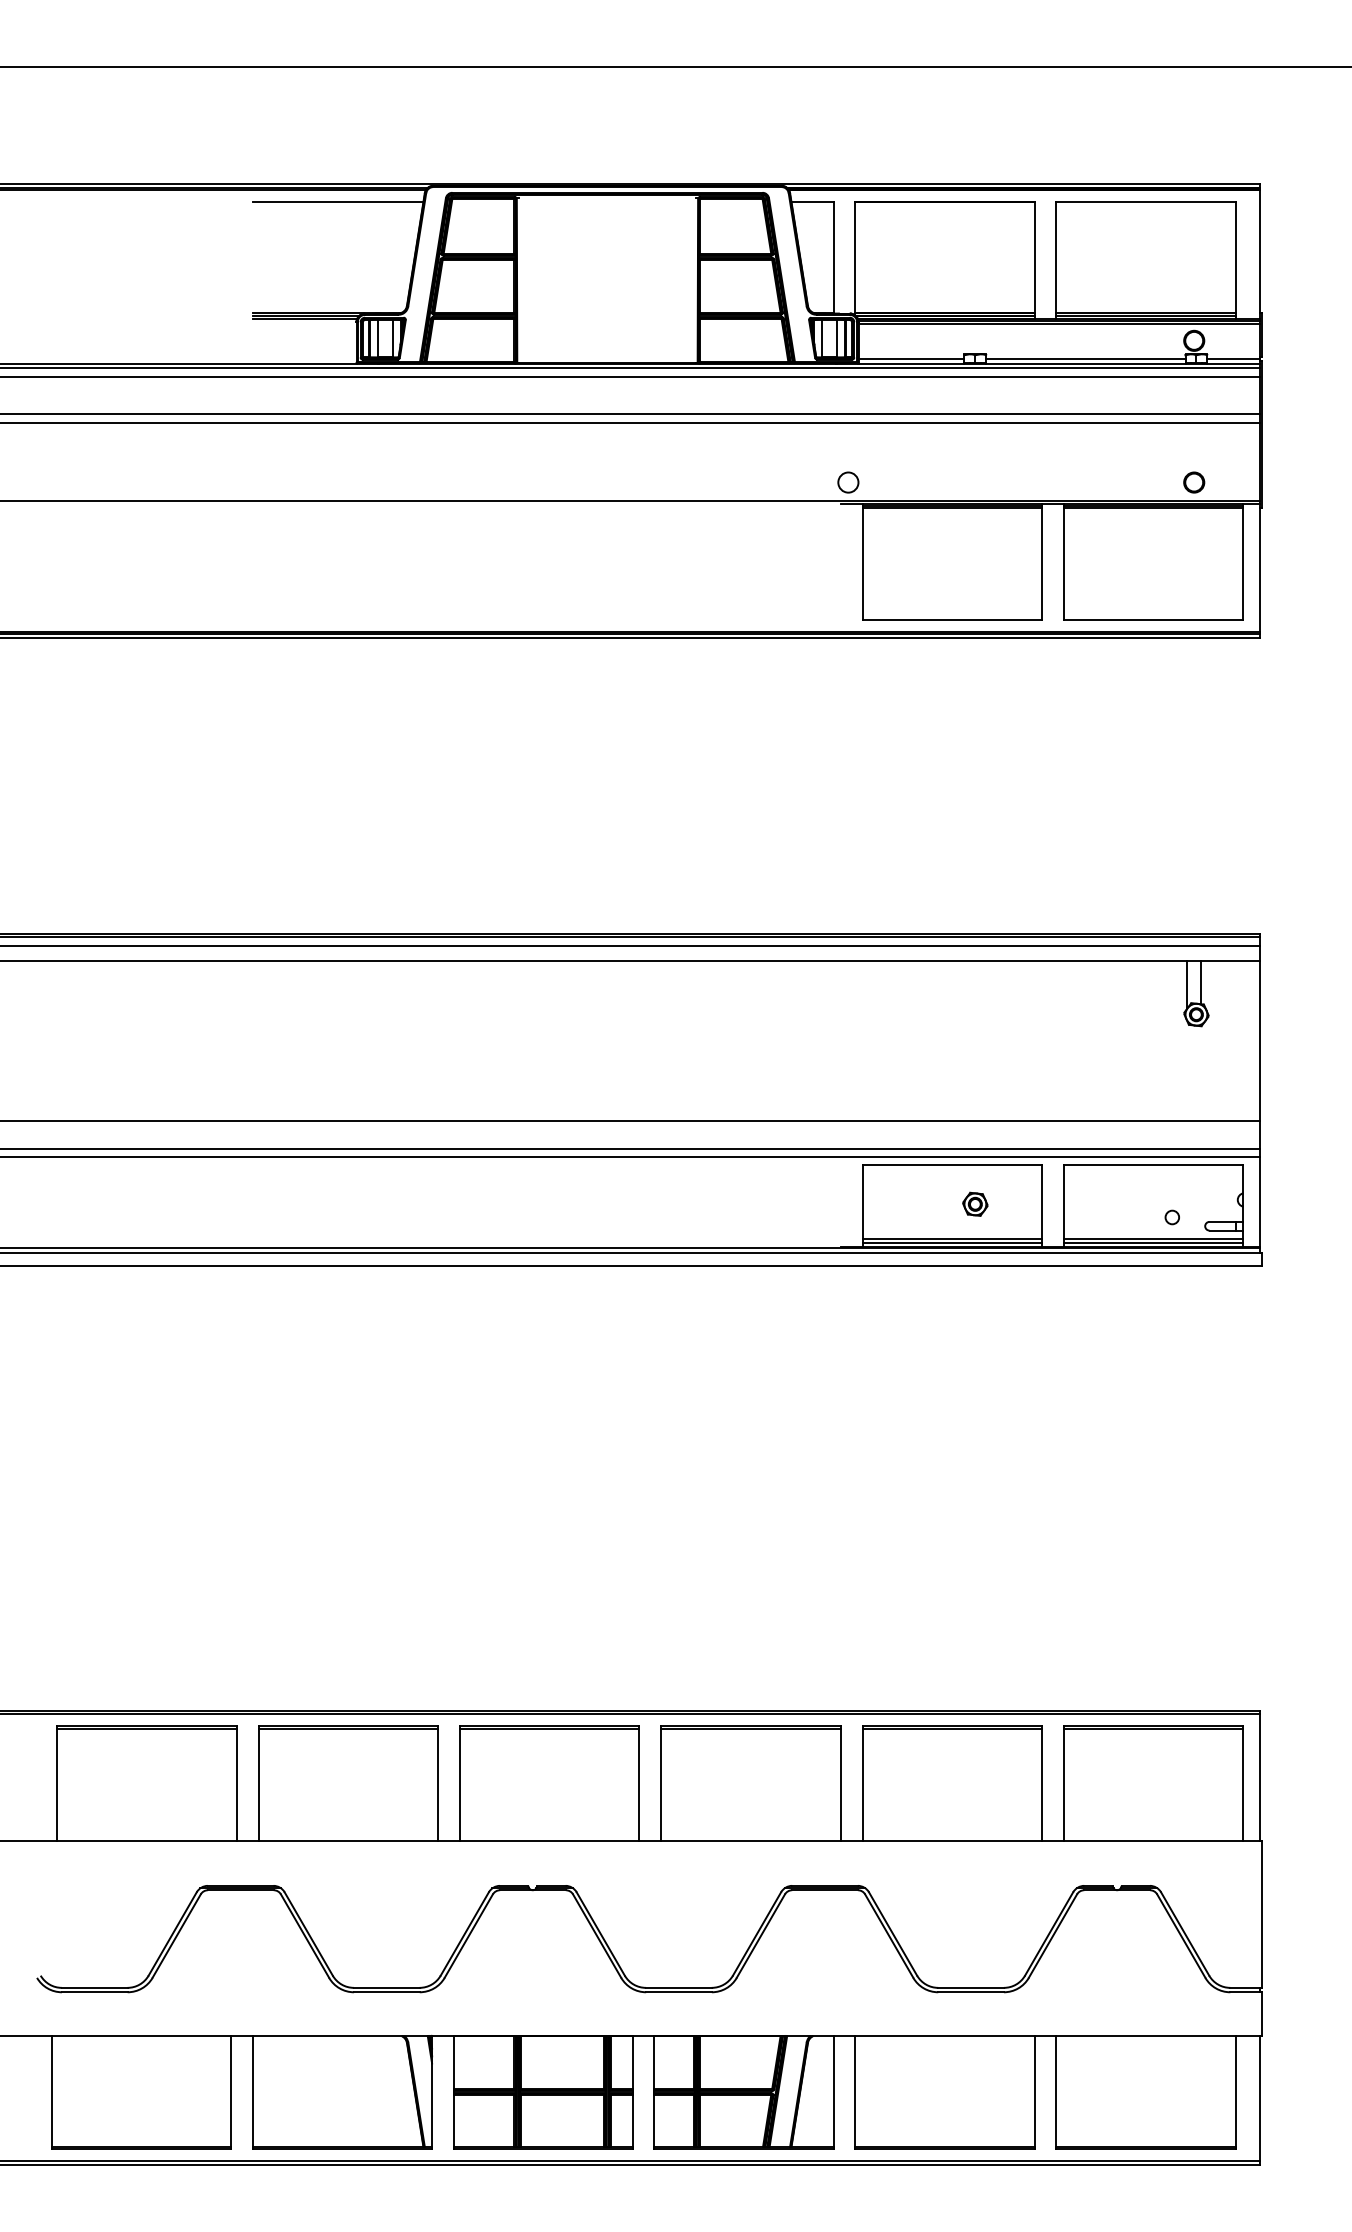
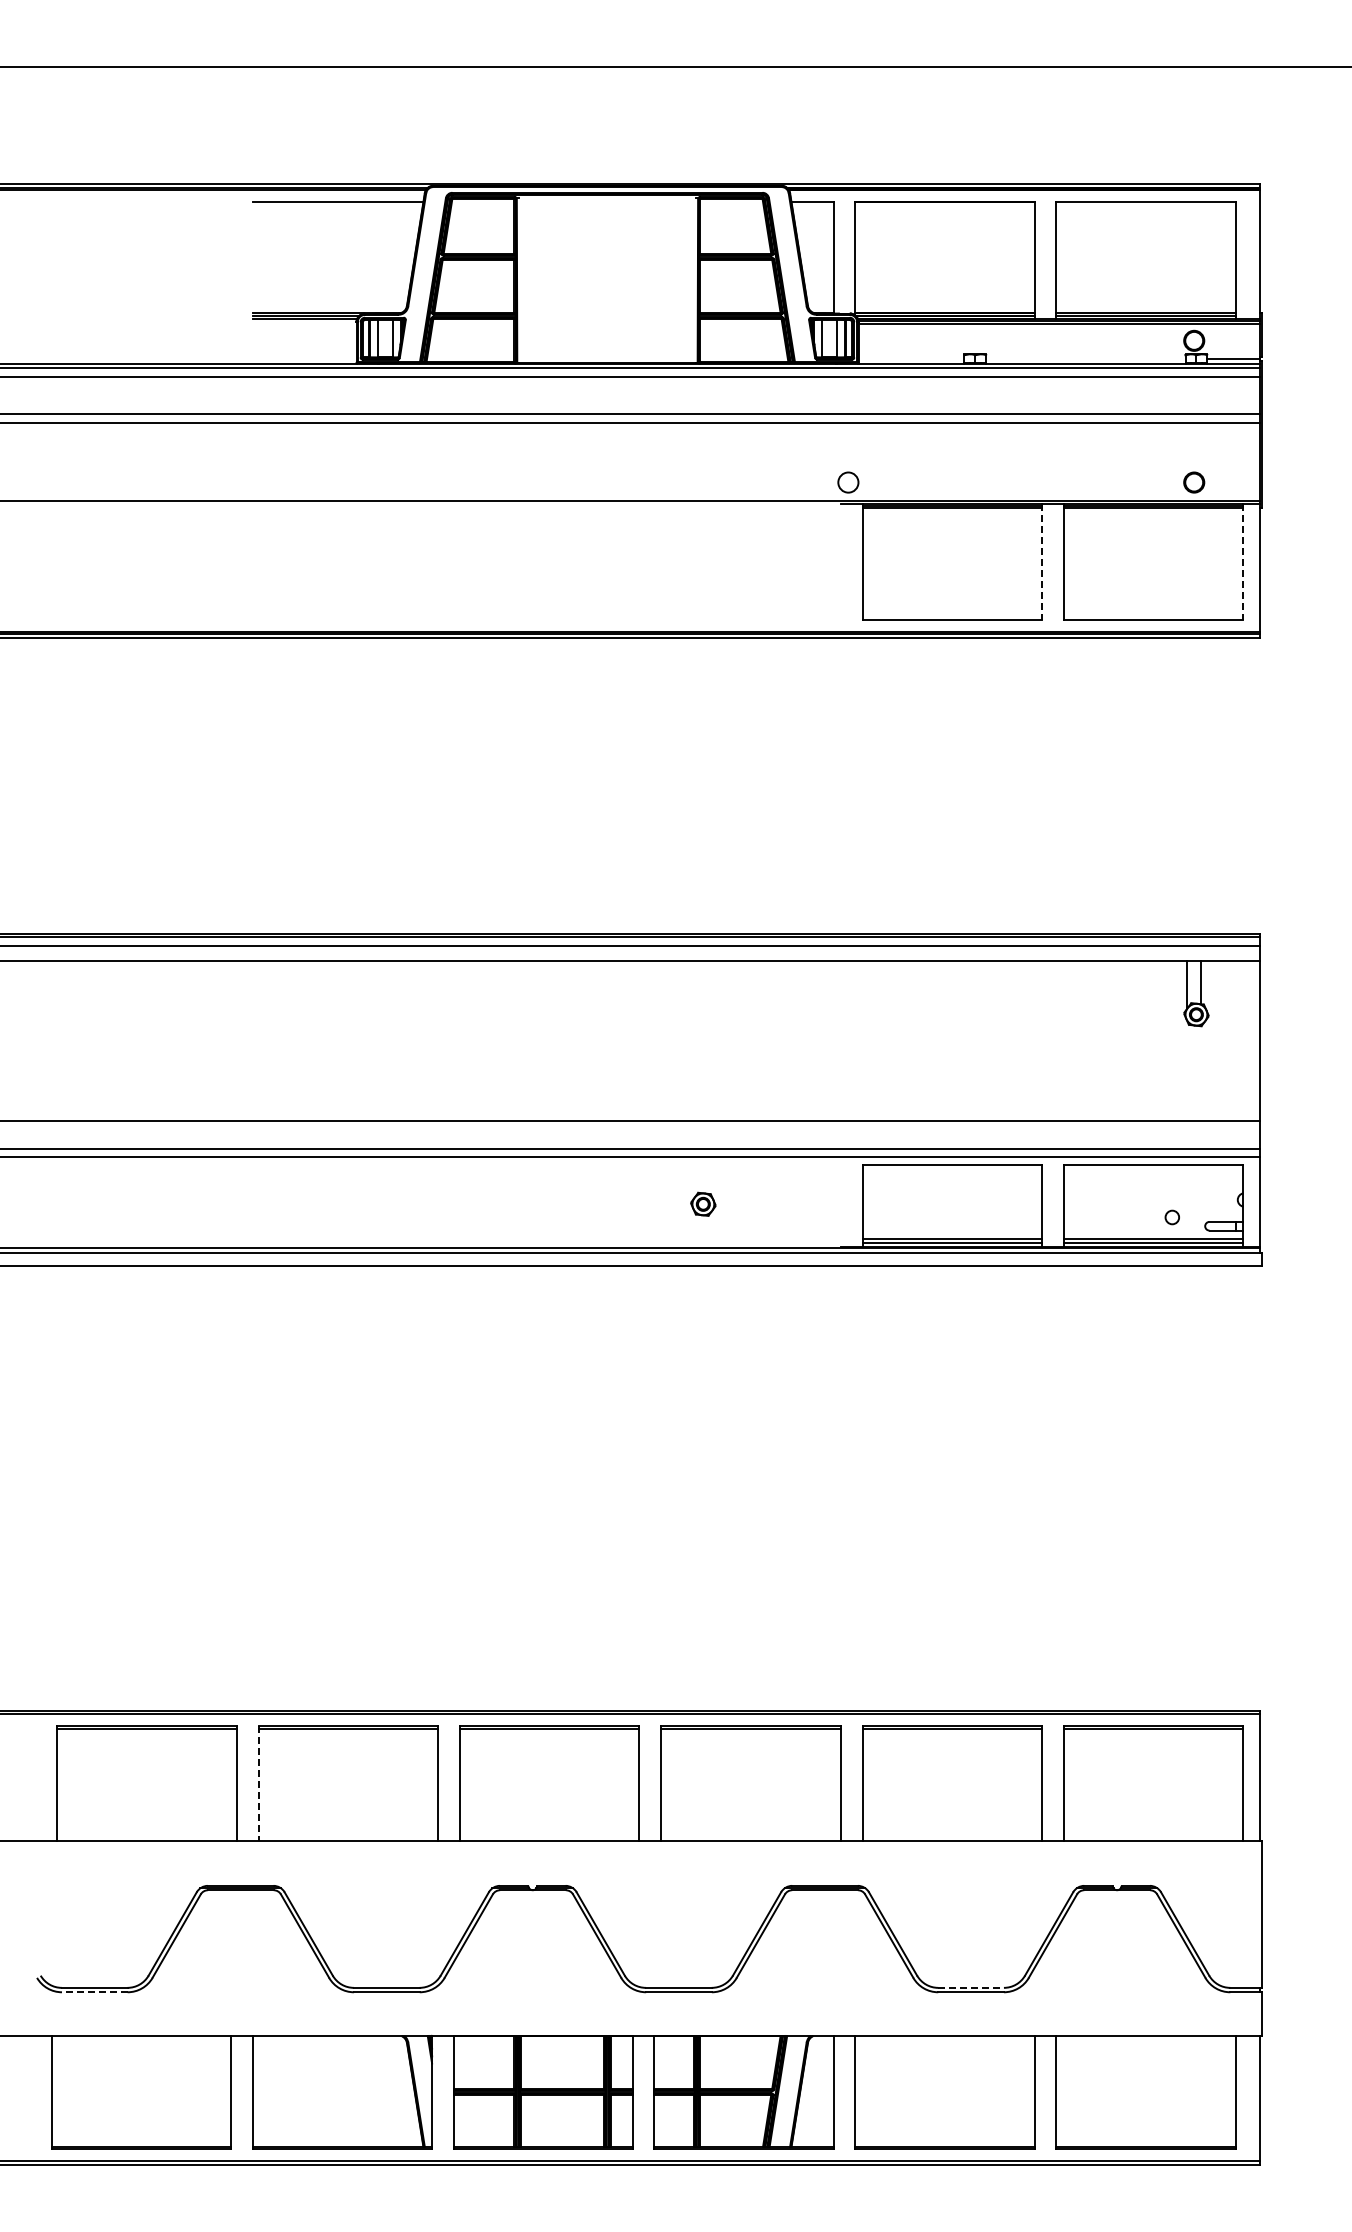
line: present -> none (911, 359)
line: present -> none (1085, 359)
line: solid -> dashed (1042, 562)
line: solid -> dashed (1243, 562)
part position: (975, 1203) -> (703, 1203) (703, 1203)
line: solid -> dashed (258, 1783)
line: solid -> dashed (971, 1987)
line: solid -> dashed (94, 1992)
